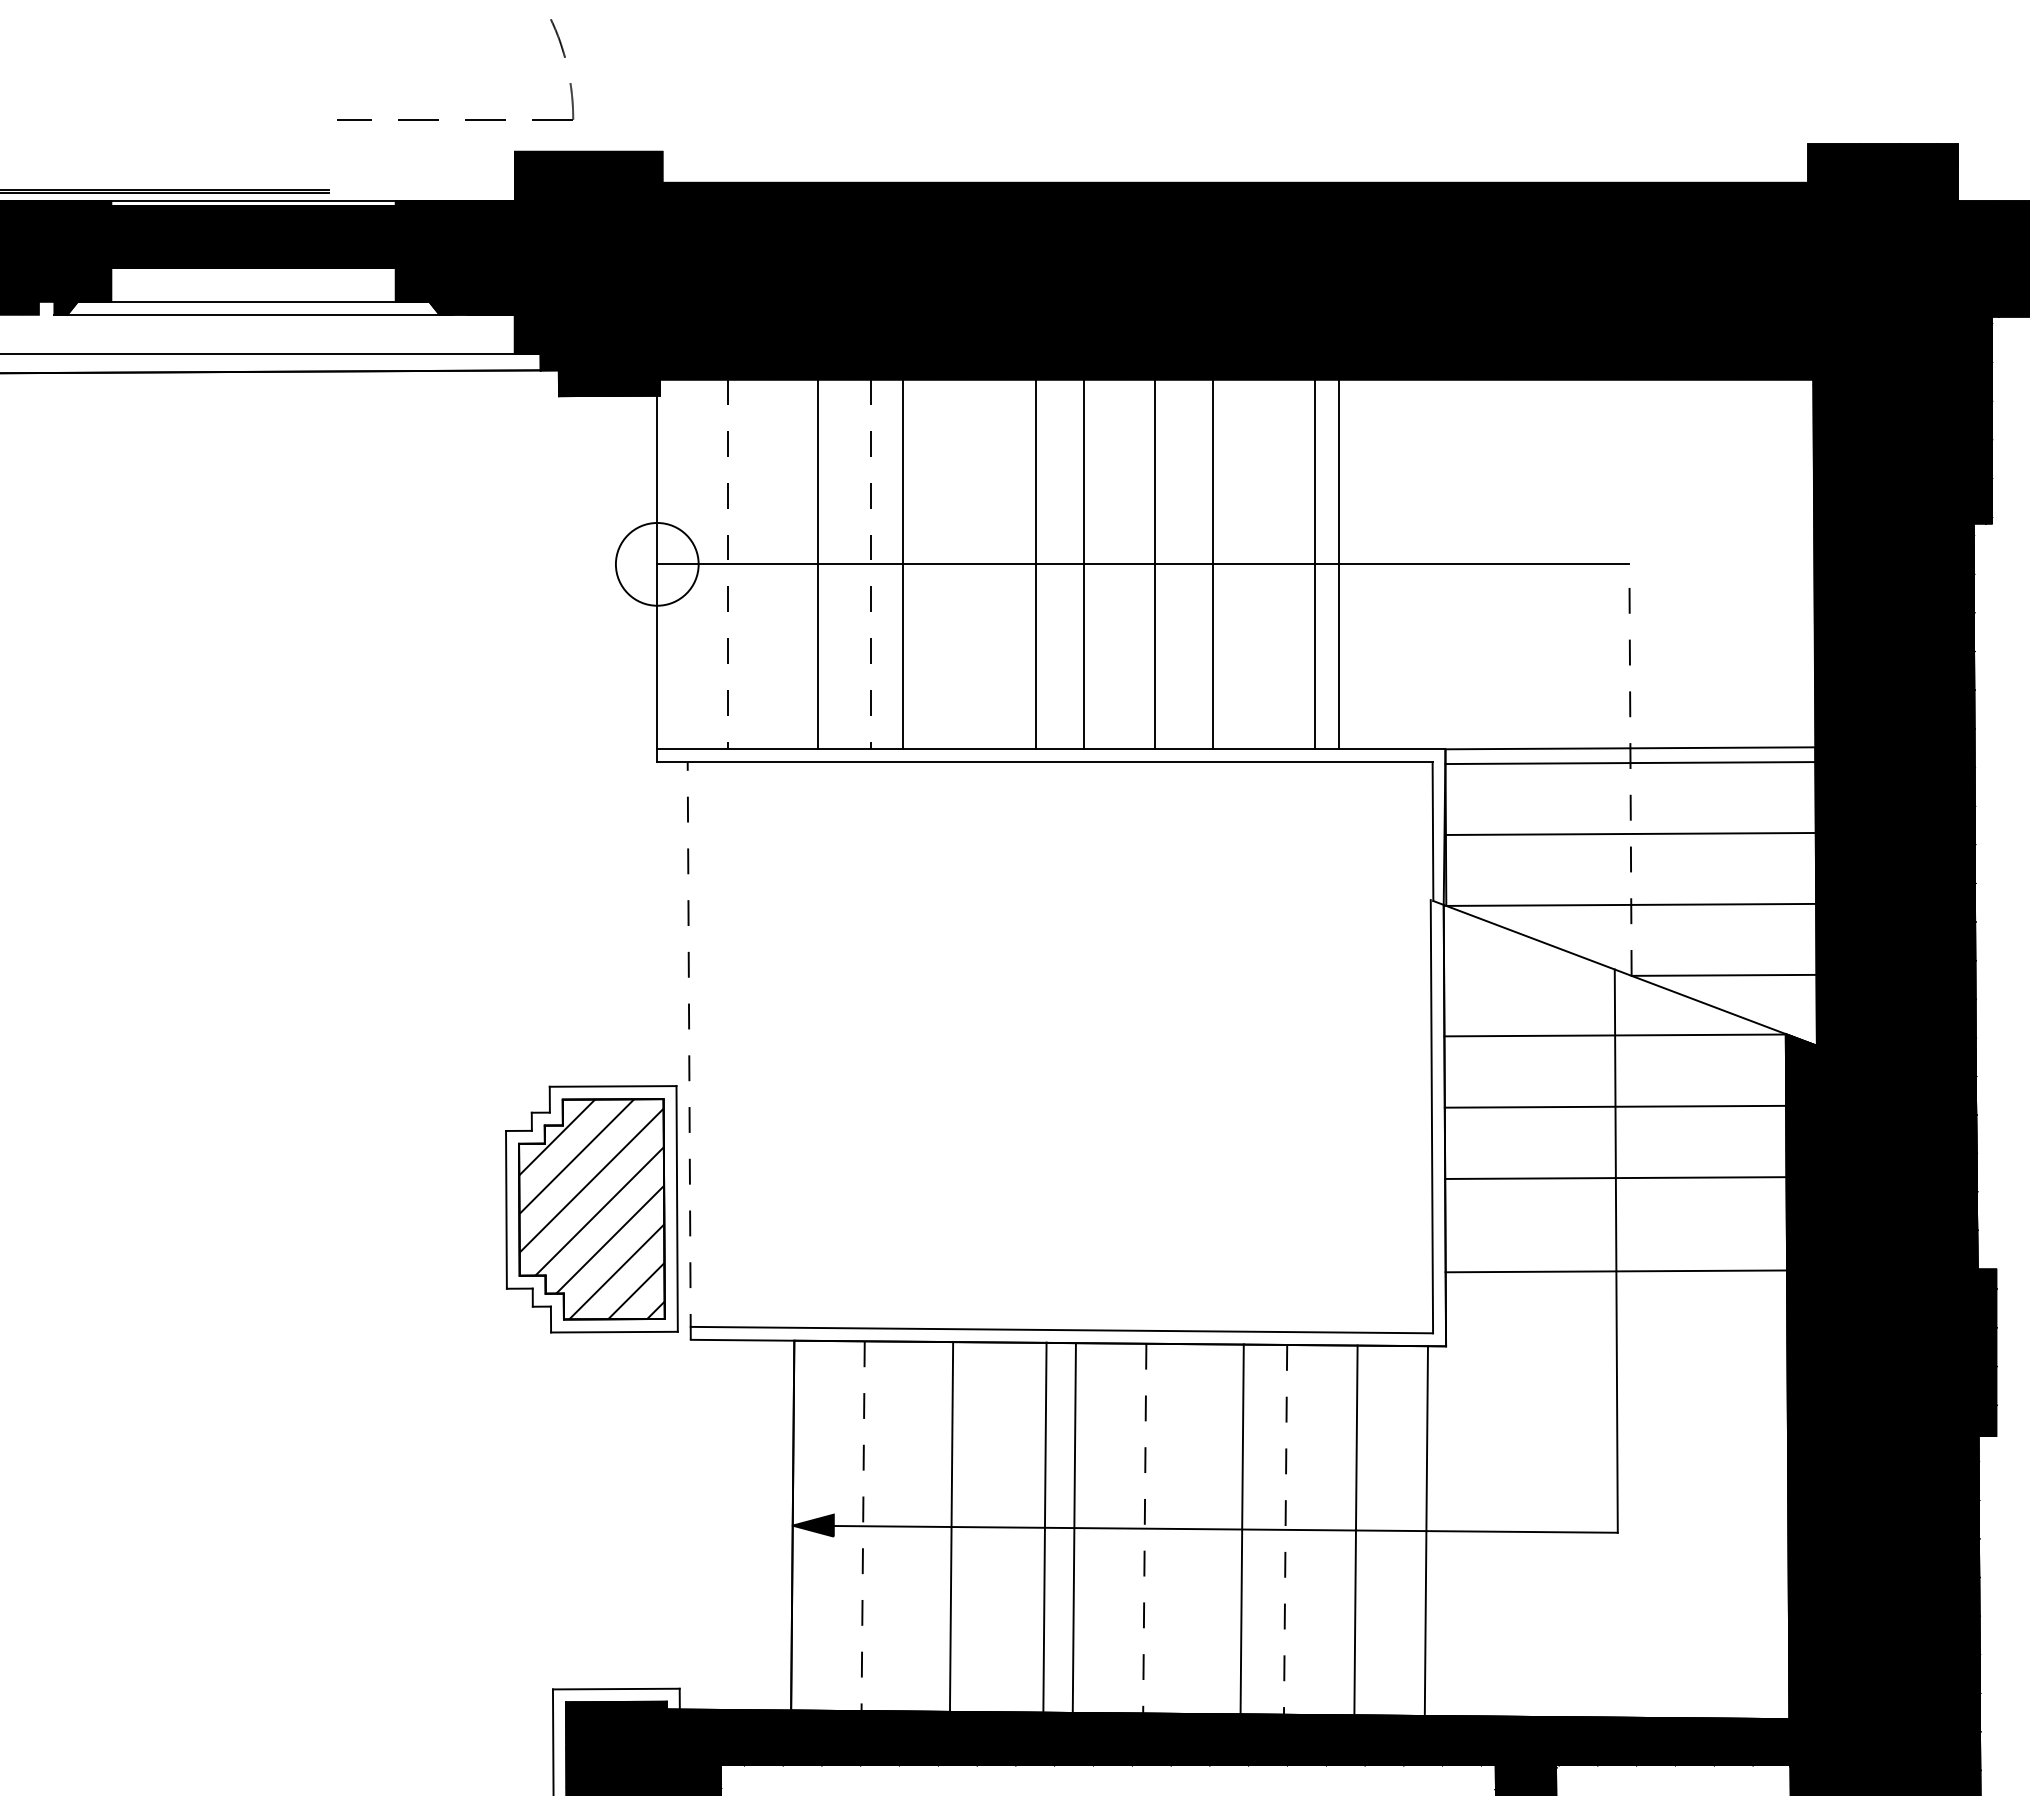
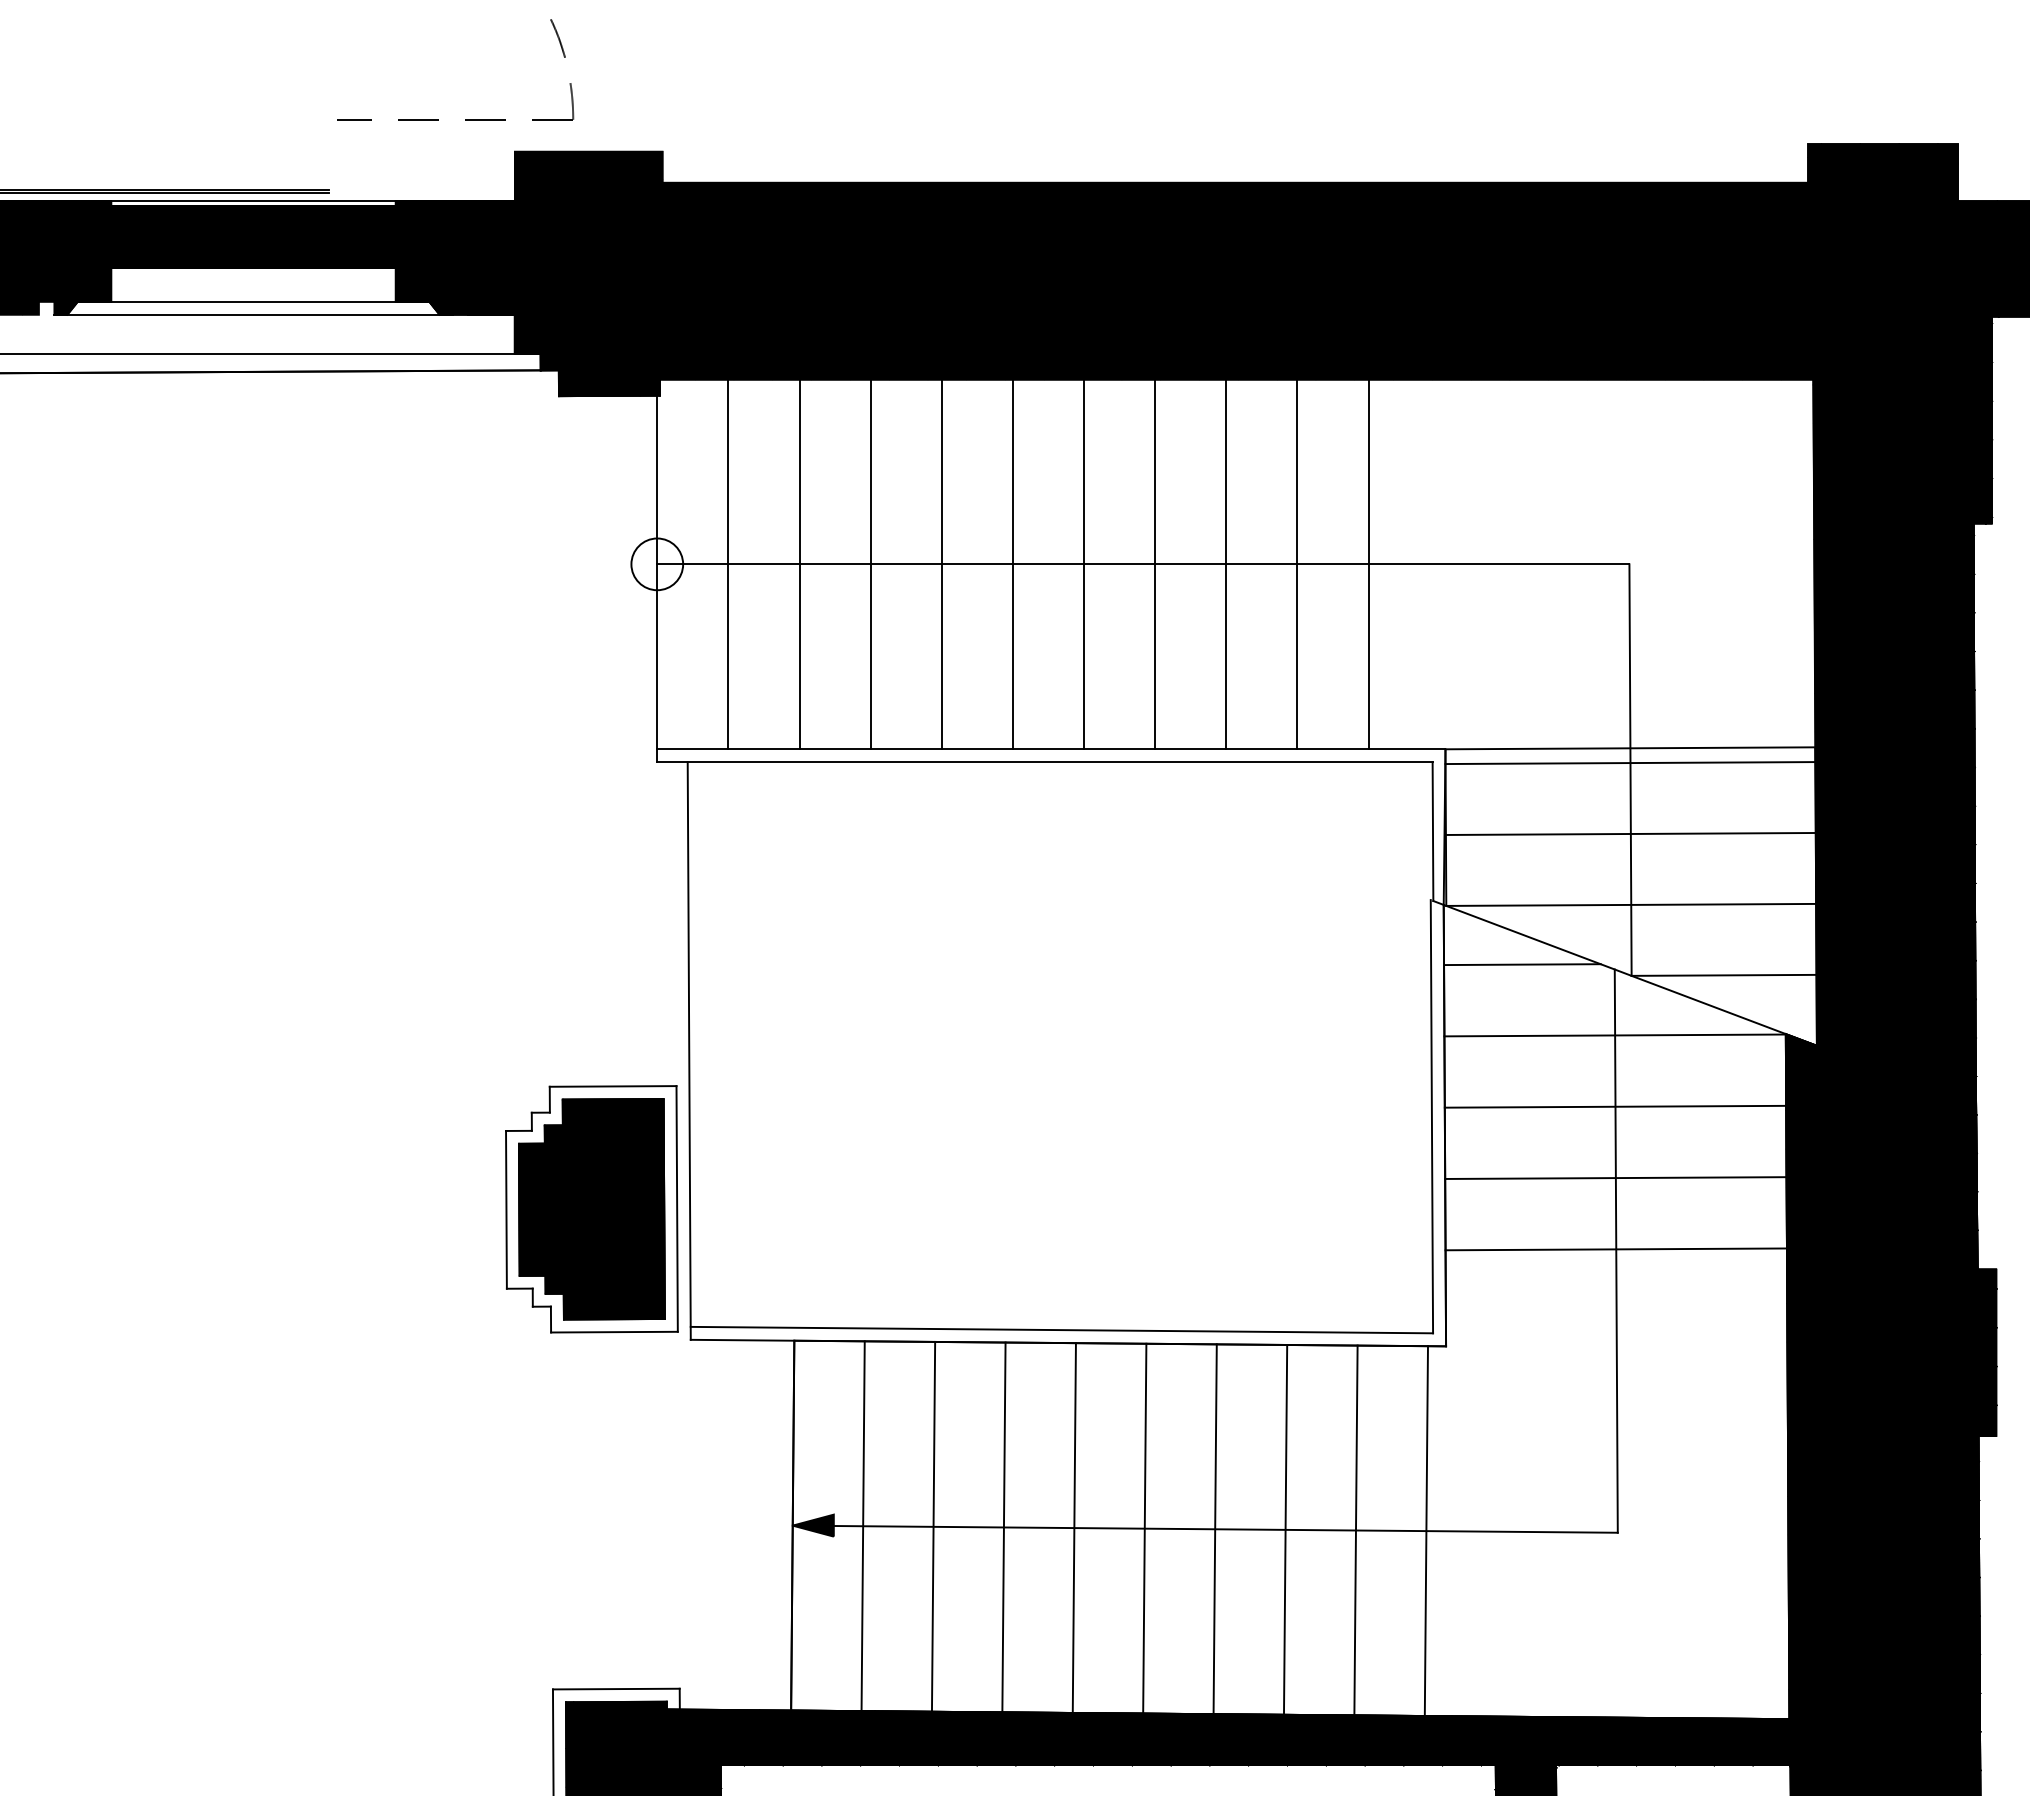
circle diameter: 83 px -> 52 px (657, 564)
line: dashed -> solid (728, 564)
line position: (817, 564) -> (799, 564) (799, 564)
line: dashed -> solid (870, 564)
line position: (902, 564) -> (941, 564) (941, 564)
line position: (1035, 564) -> (1012, 564) (1012, 564)
line position: (1213, 564) -> (1226, 564) (1226, 564)
line position: (1315, 564) -> (1297, 564) (1297, 564)
line position: (1338, 564) -> (1368, 564) (1368, 564)
line: dashed -> solid (1630, 770)
line: none -> present (1522, 964)
line: dashed -> solid (689, 1051)
fill: none -> present (591, 1209)
line position: (1615, 1271) -> (1615, 1249) (1615, 1249)
line: dashed -> solid (863, 1526)
line position: (951, 1526) -> (933, 1526) (933, 1526)
line position: (1044, 1527) -> (1003, 1527) (1003, 1527)
line: dashed -> solid (1144, 1528)
line position: (1241, 1529) -> (1214, 1529) (1214, 1529)
line: dashed -> solid (1285, 1529)
